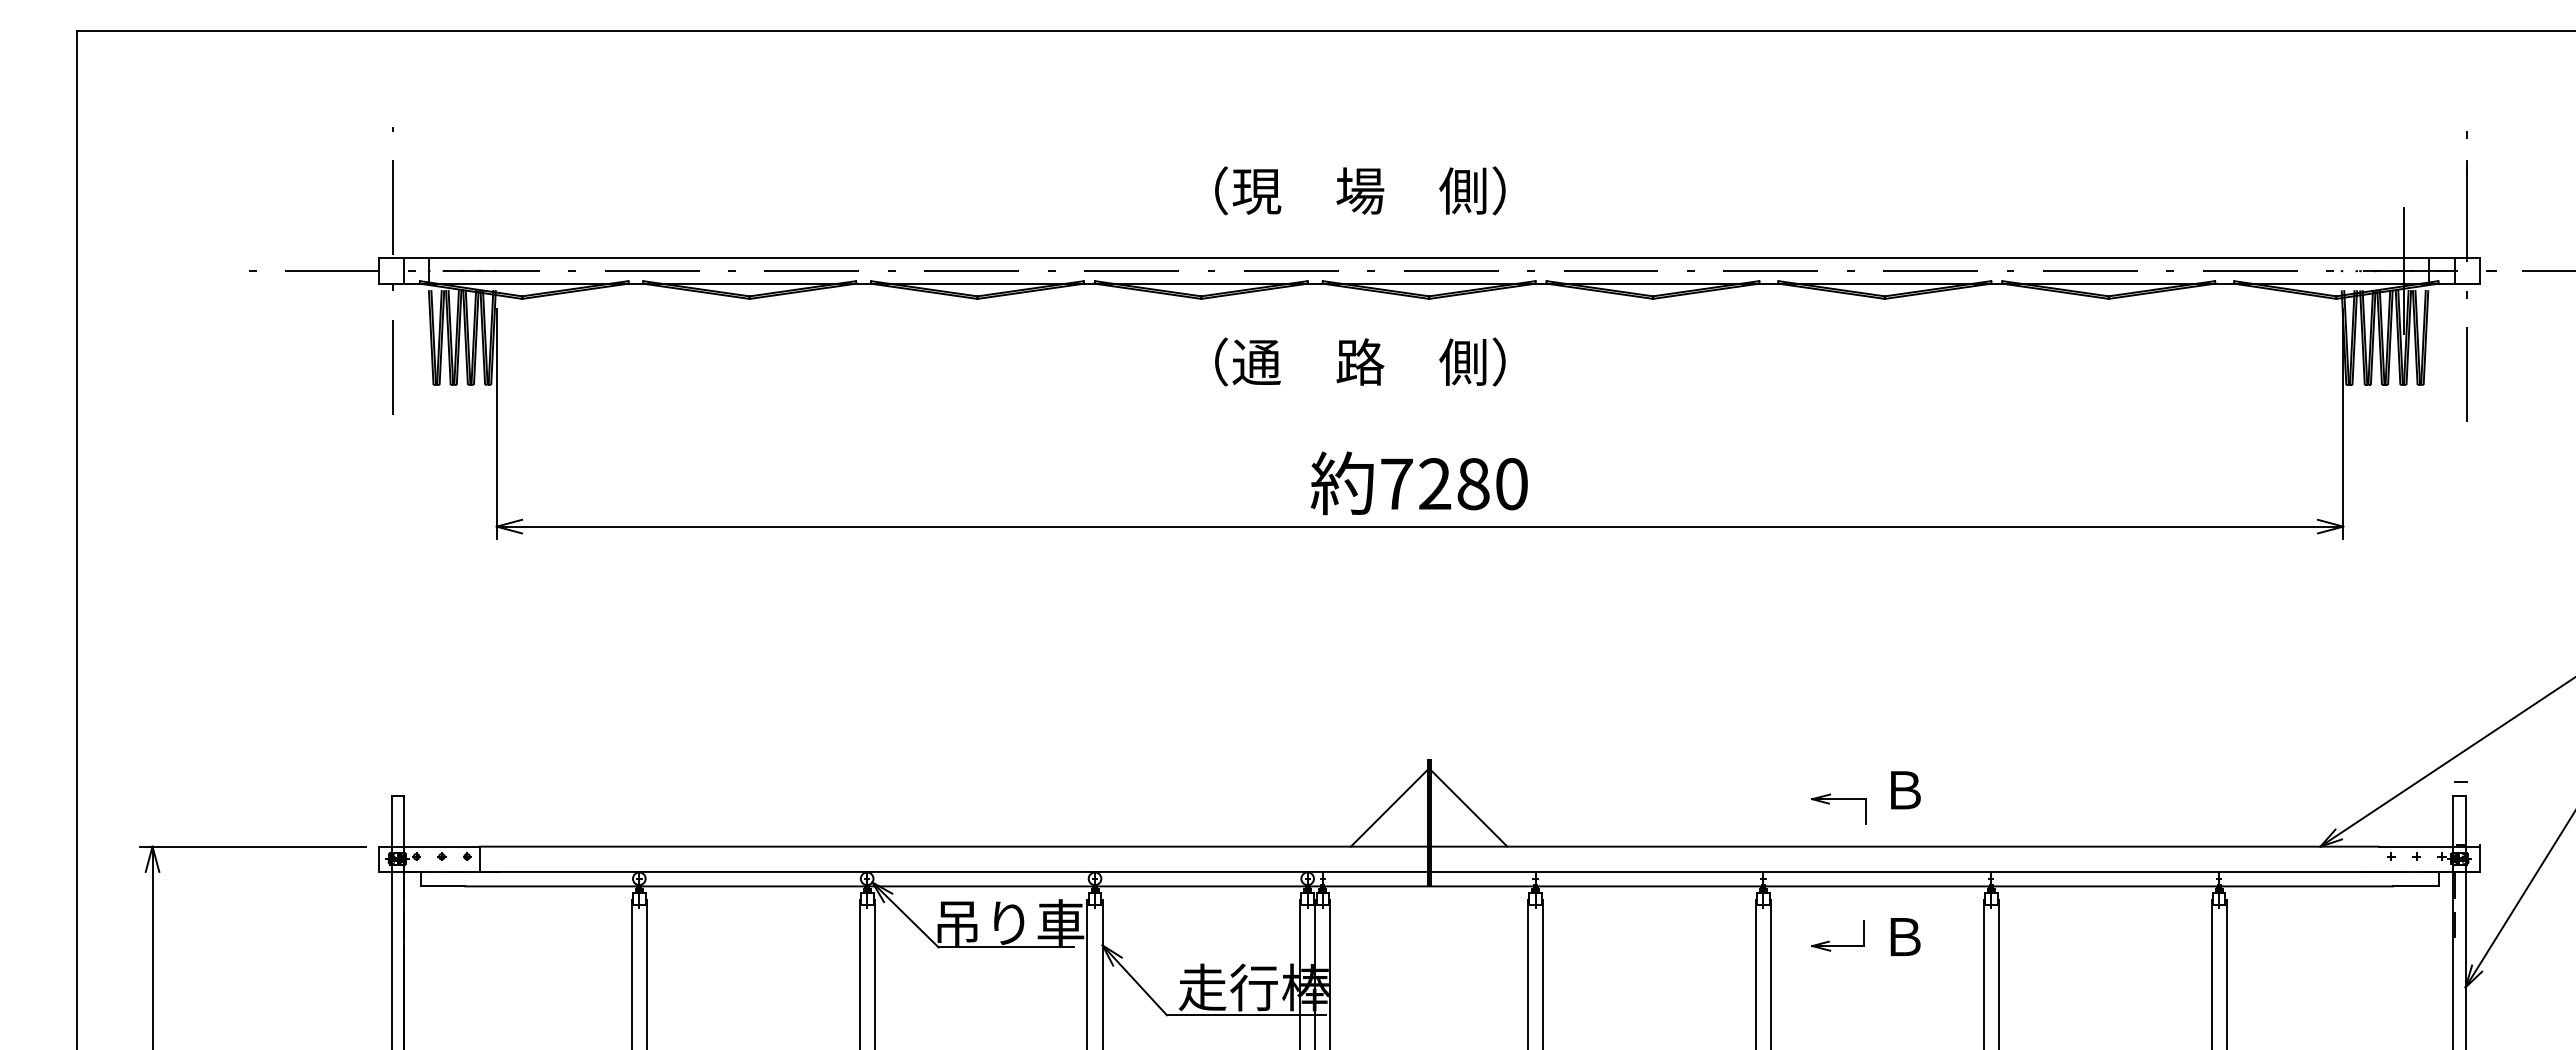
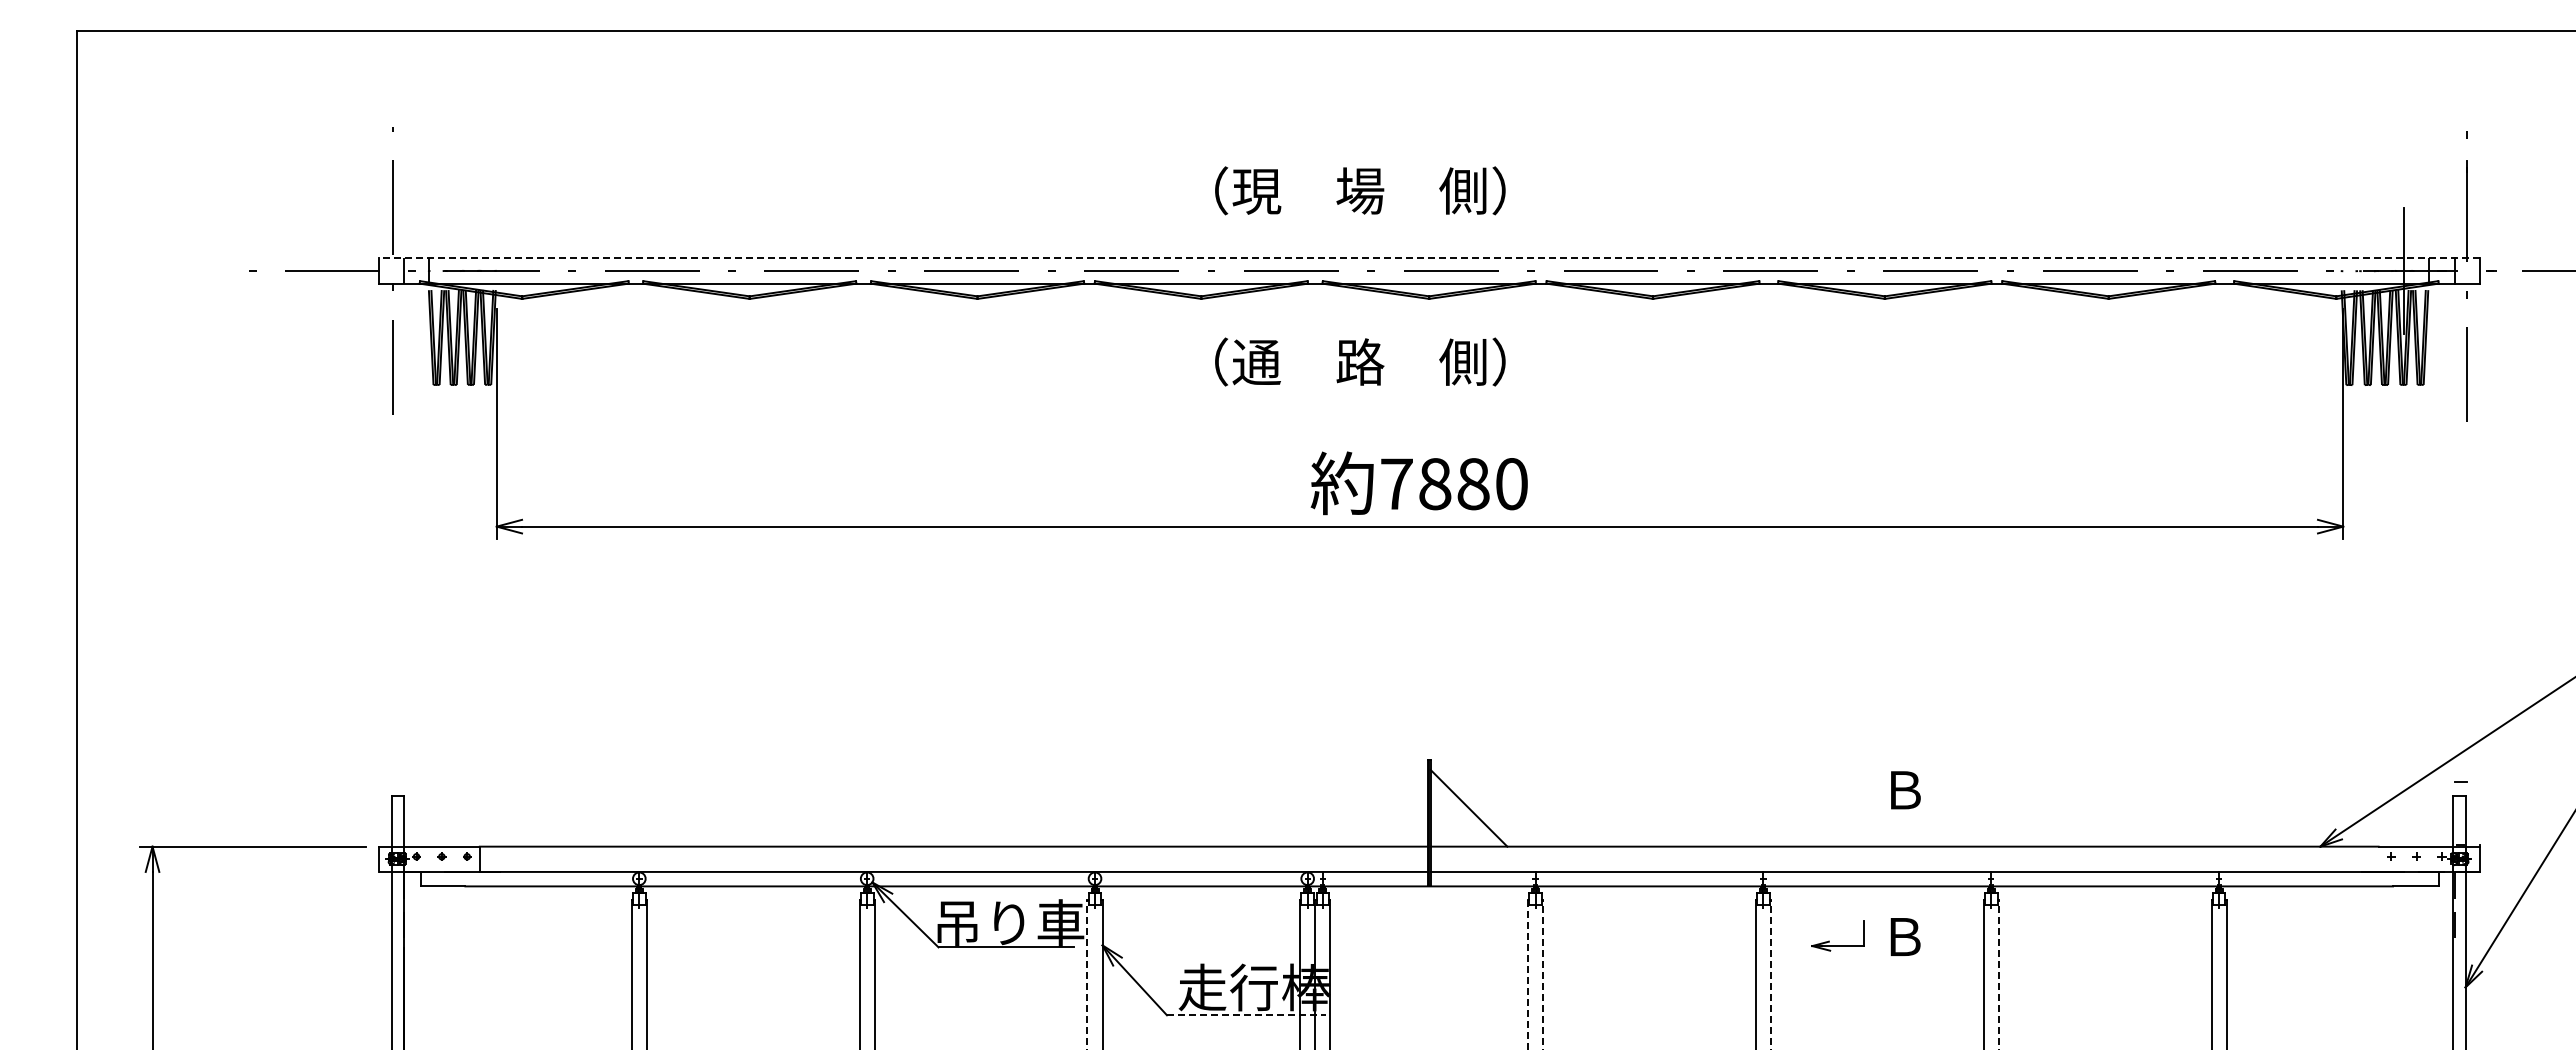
line: solid -> dashed (1429, 258)
text: 7280 -> 7880 (1435, 484)
part: present -> none (1838, 799)
line: present -> none (1388, 807)
line: solid -> dashed (1087, 974)
line: solid -> dashed (1543, 974)
line: solid -> dashed (1770, 974)
line: solid -> dashed (1998, 974)
line: solid -> dashed (1527, 975)
line: solid -> dashed (1246, 1015)
